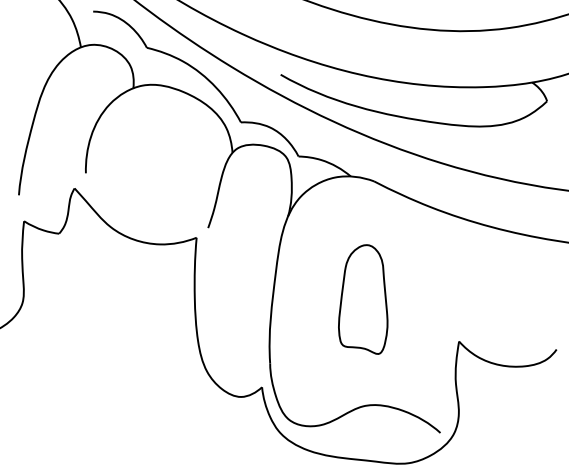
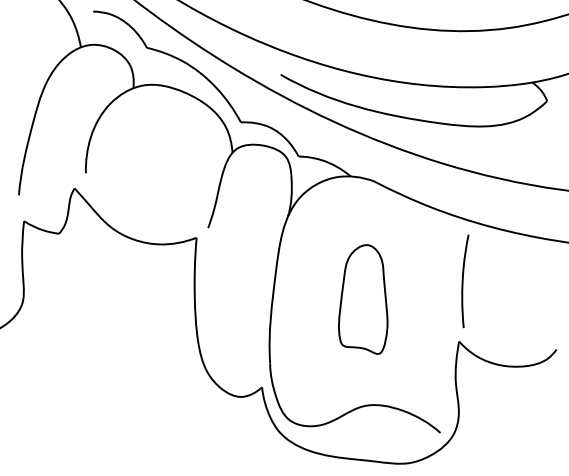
curve: none -> present (463, 281)
